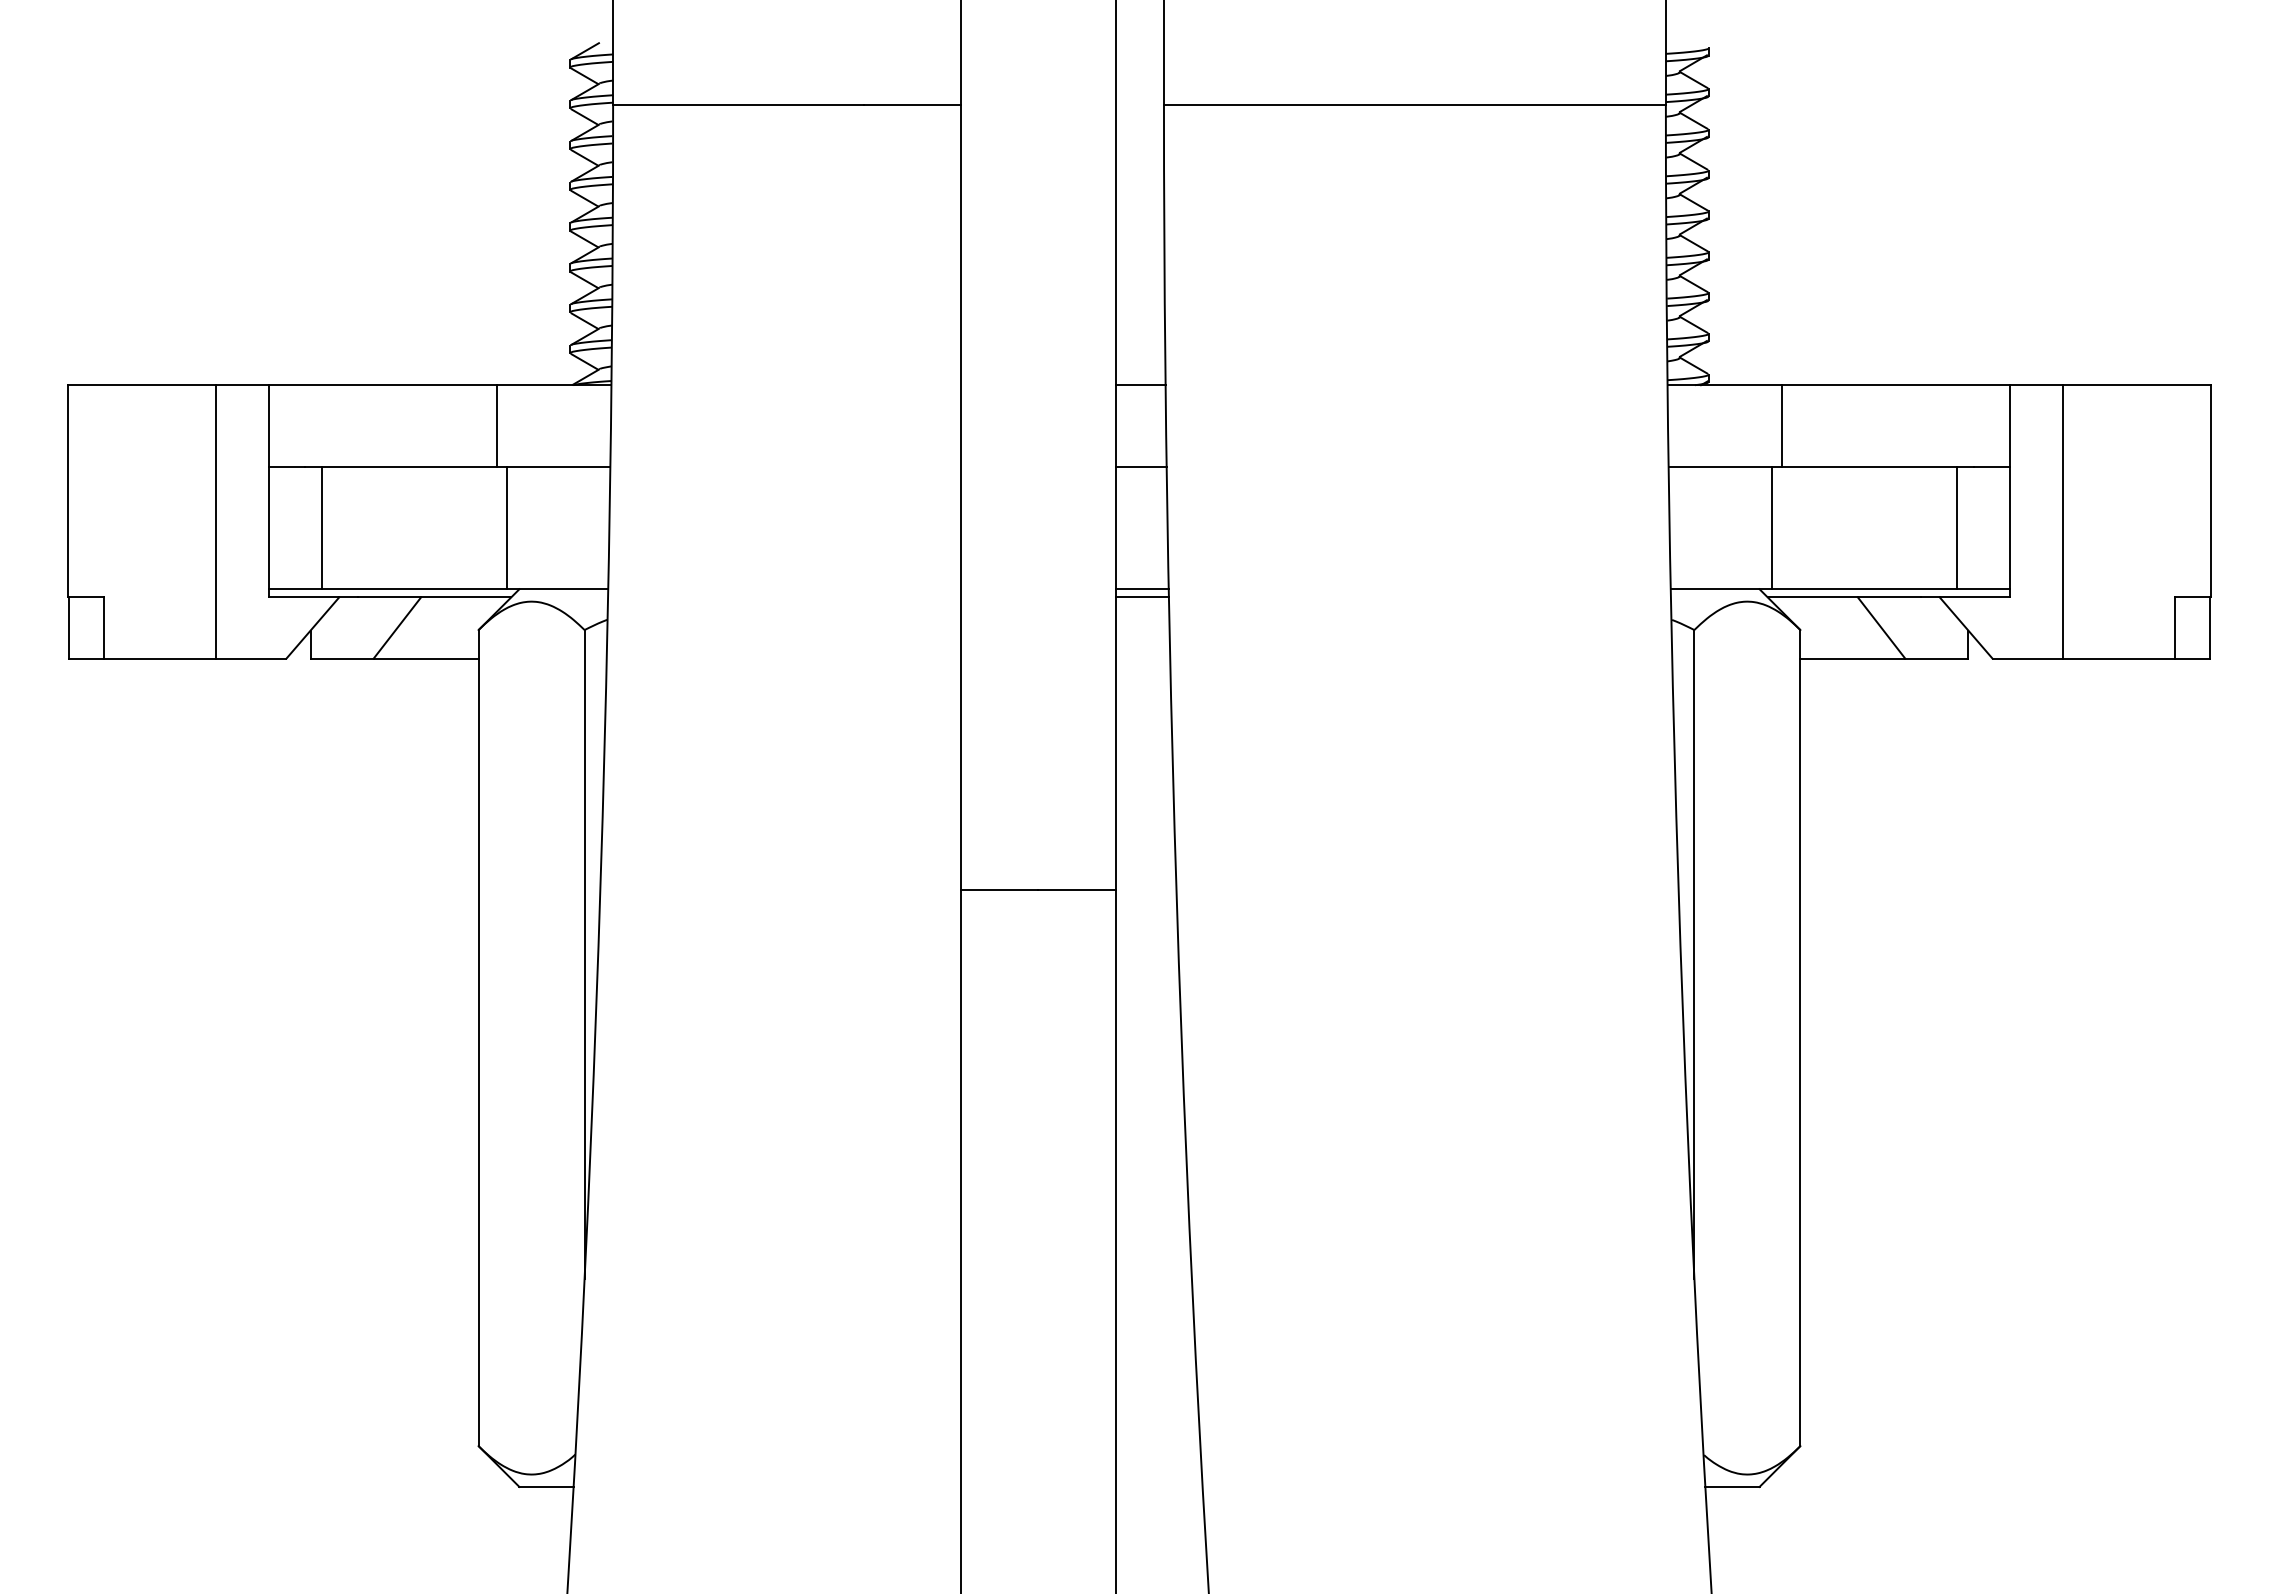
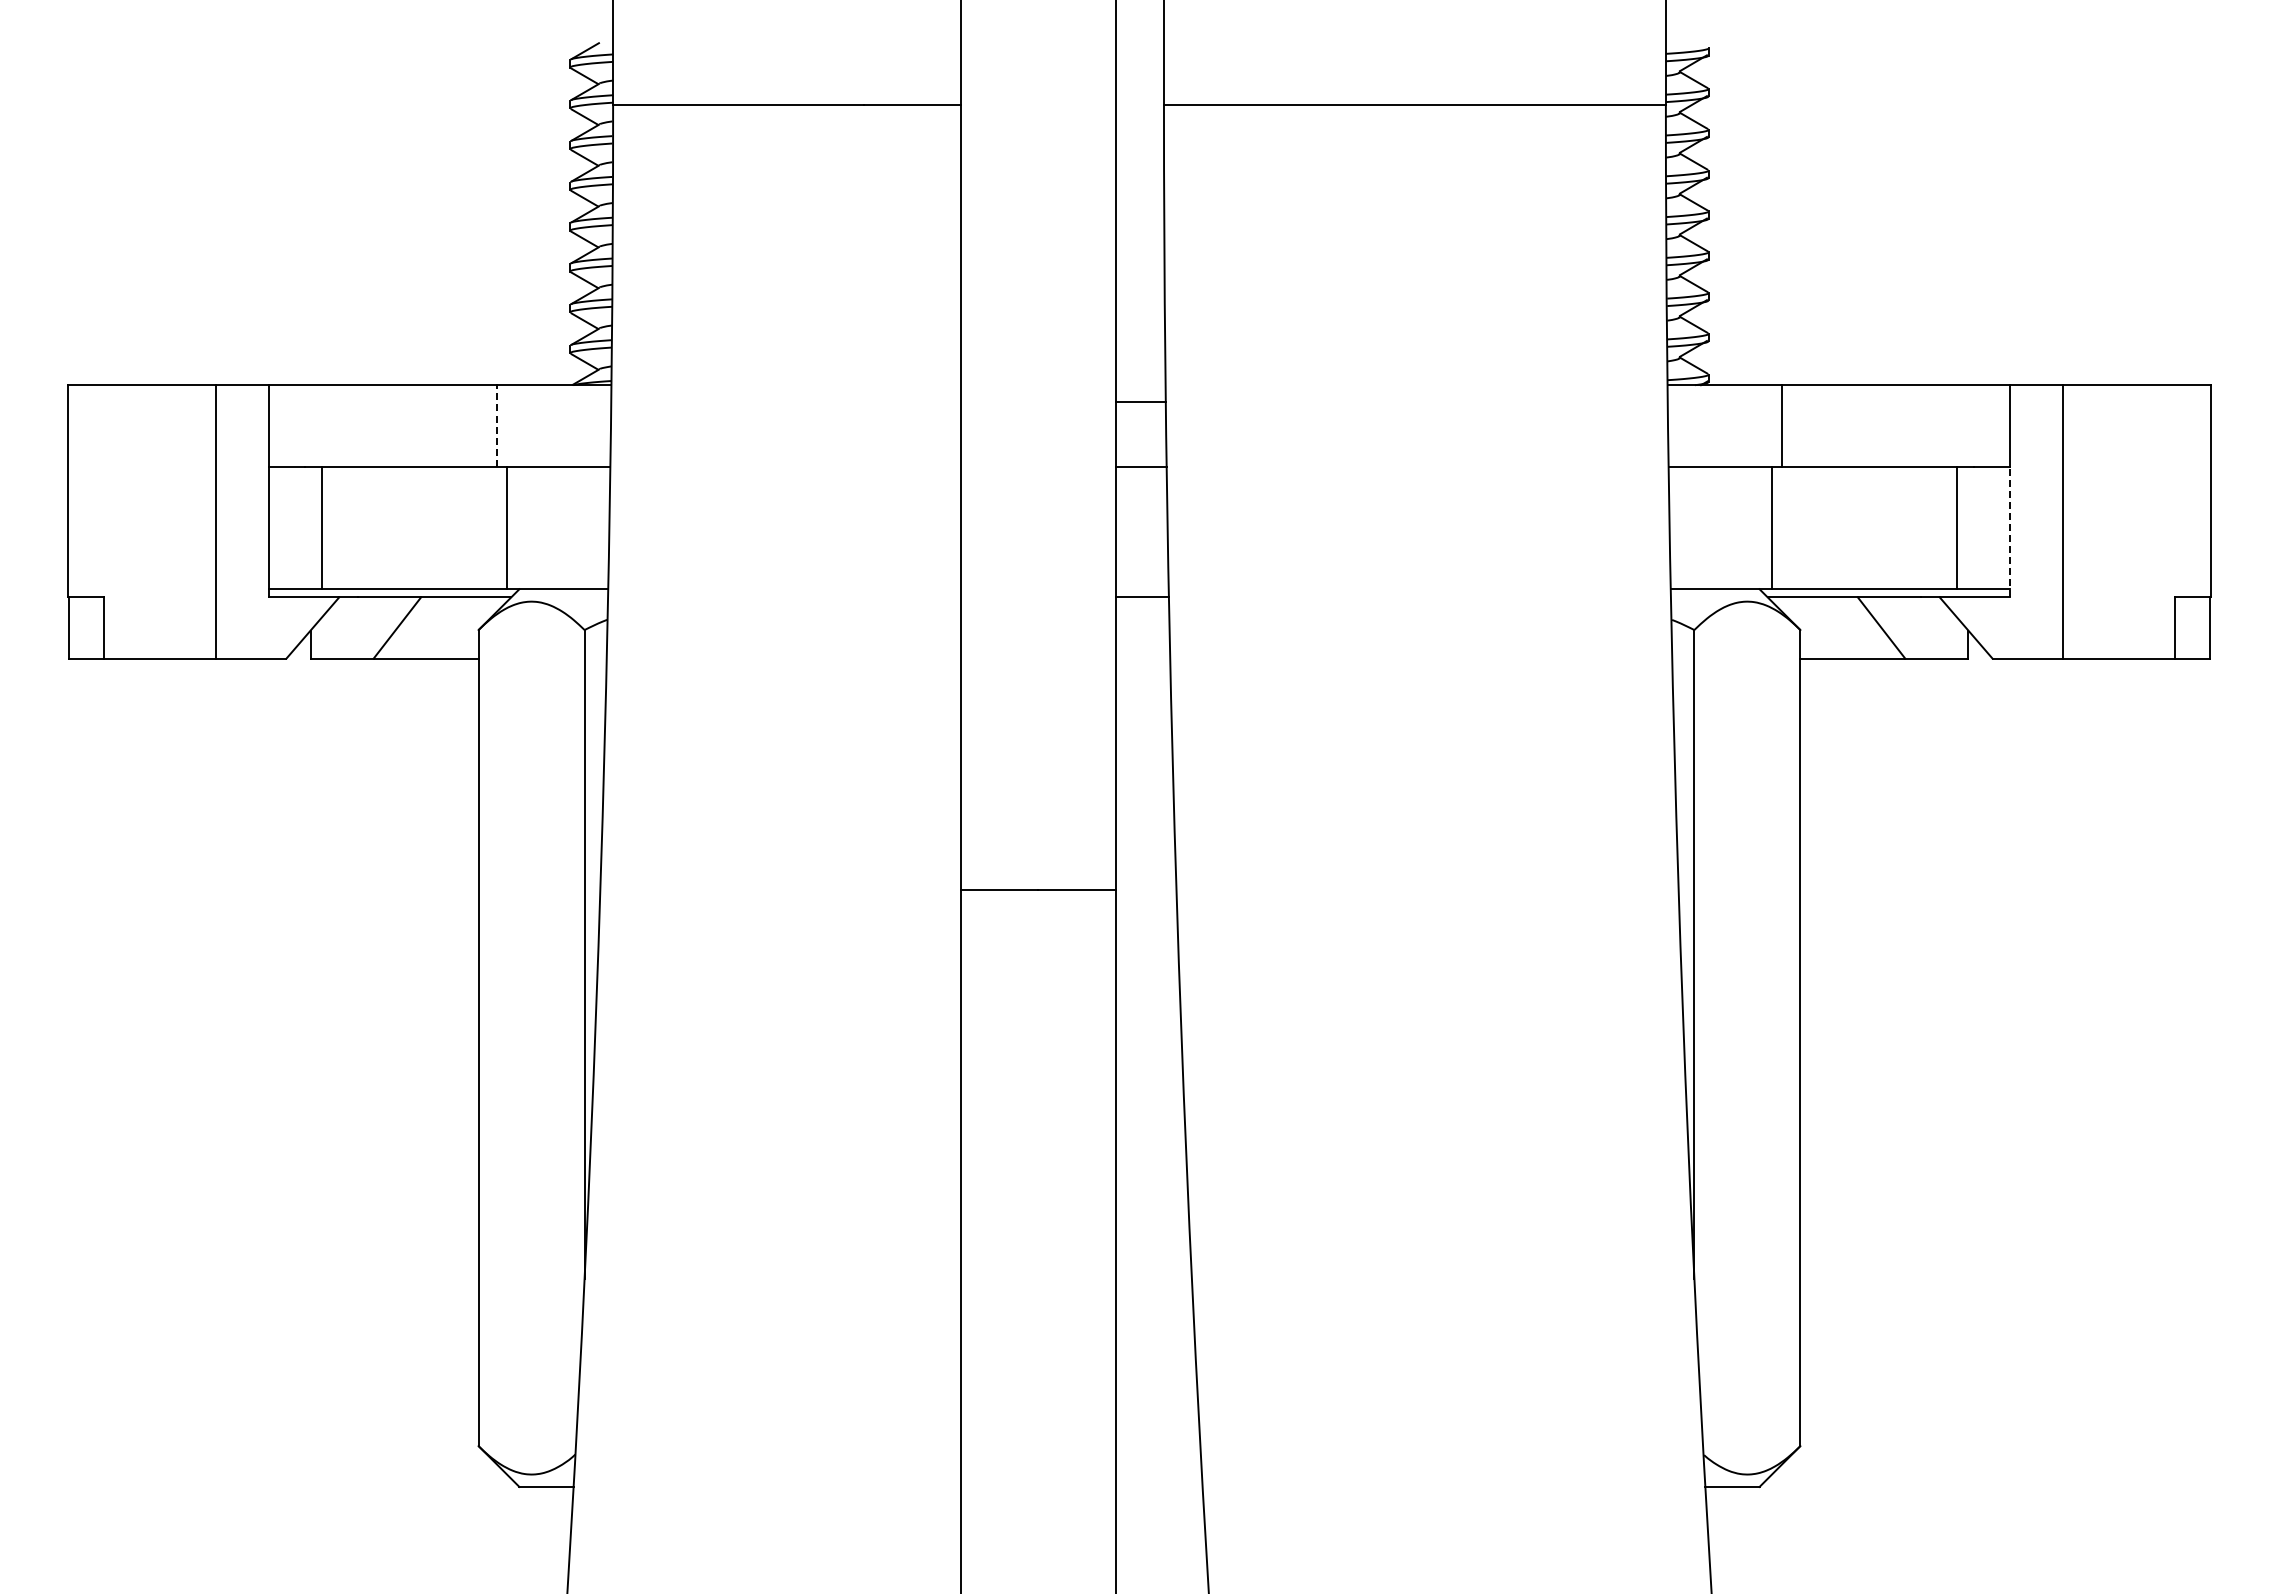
line position: (1140, 385) -> (1140, 402) (1140, 402)
line: solid -> dashed (496, 426)
line: solid -> dashed (2010, 531)
line: present -> none (1141, 589)
